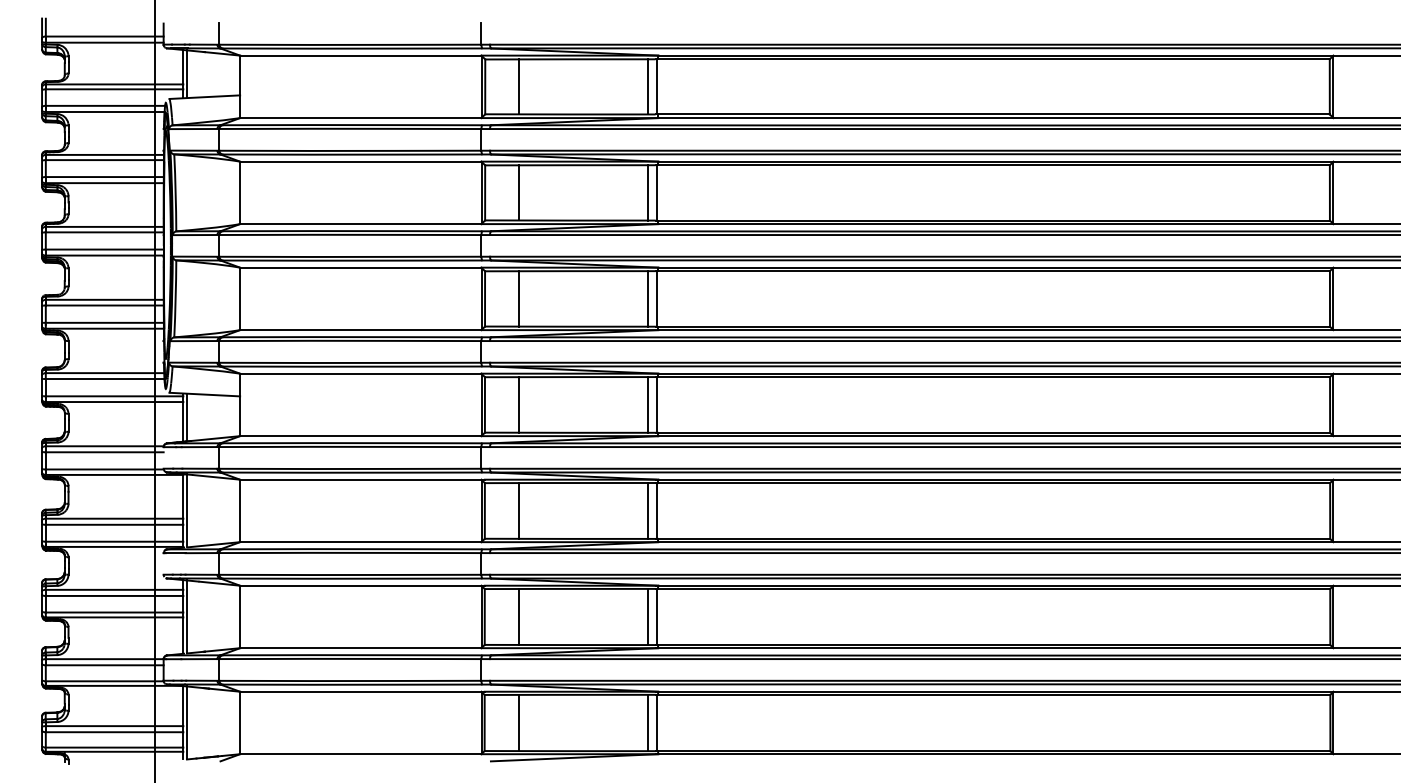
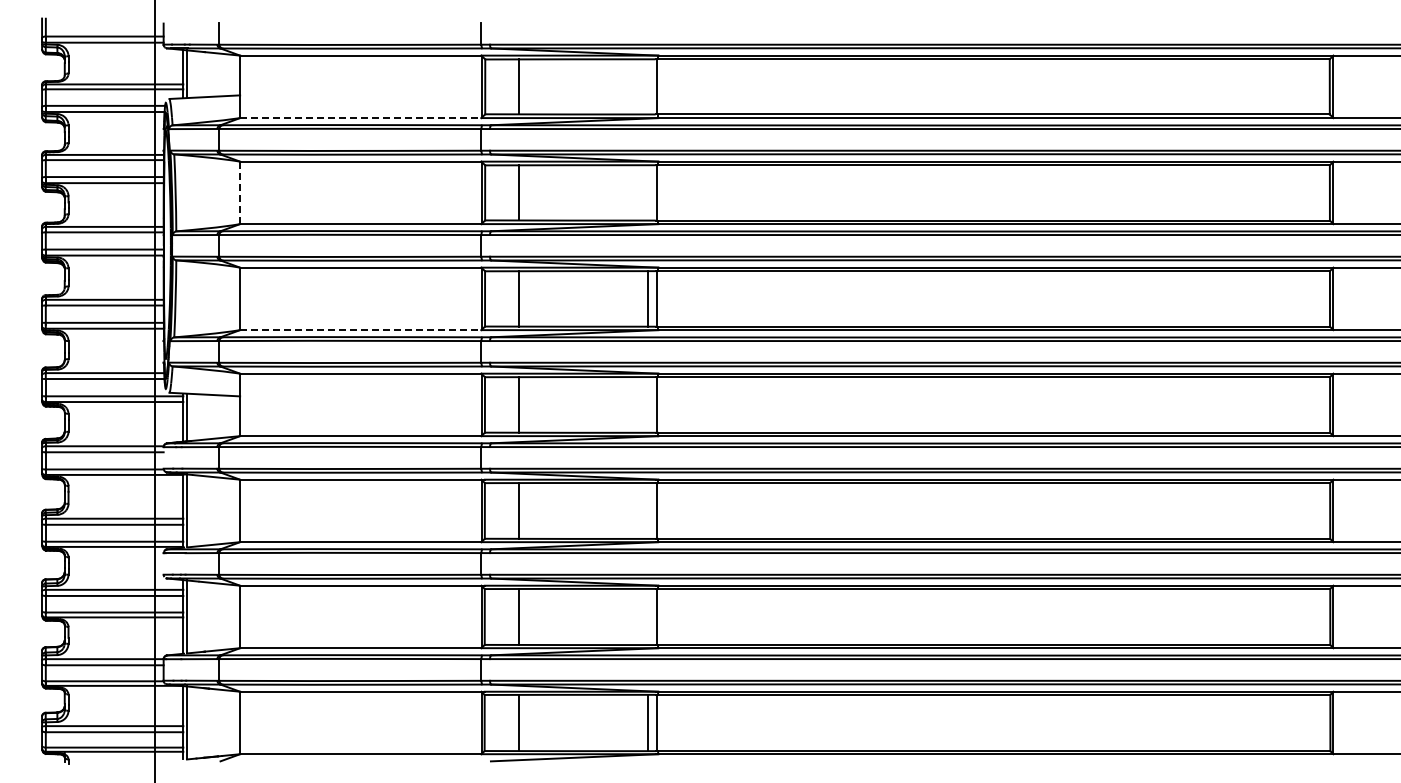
line: present -> none (647, 86)
line: solid -> dashed (360, 118)
line: solid -> dashed (240, 192)
line: present -> none (647, 192)
line: solid -> dashed (360, 330)
line: present -> none (647, 404)
line: present -> none (647, 510)
line: present -> none (647, 616)
